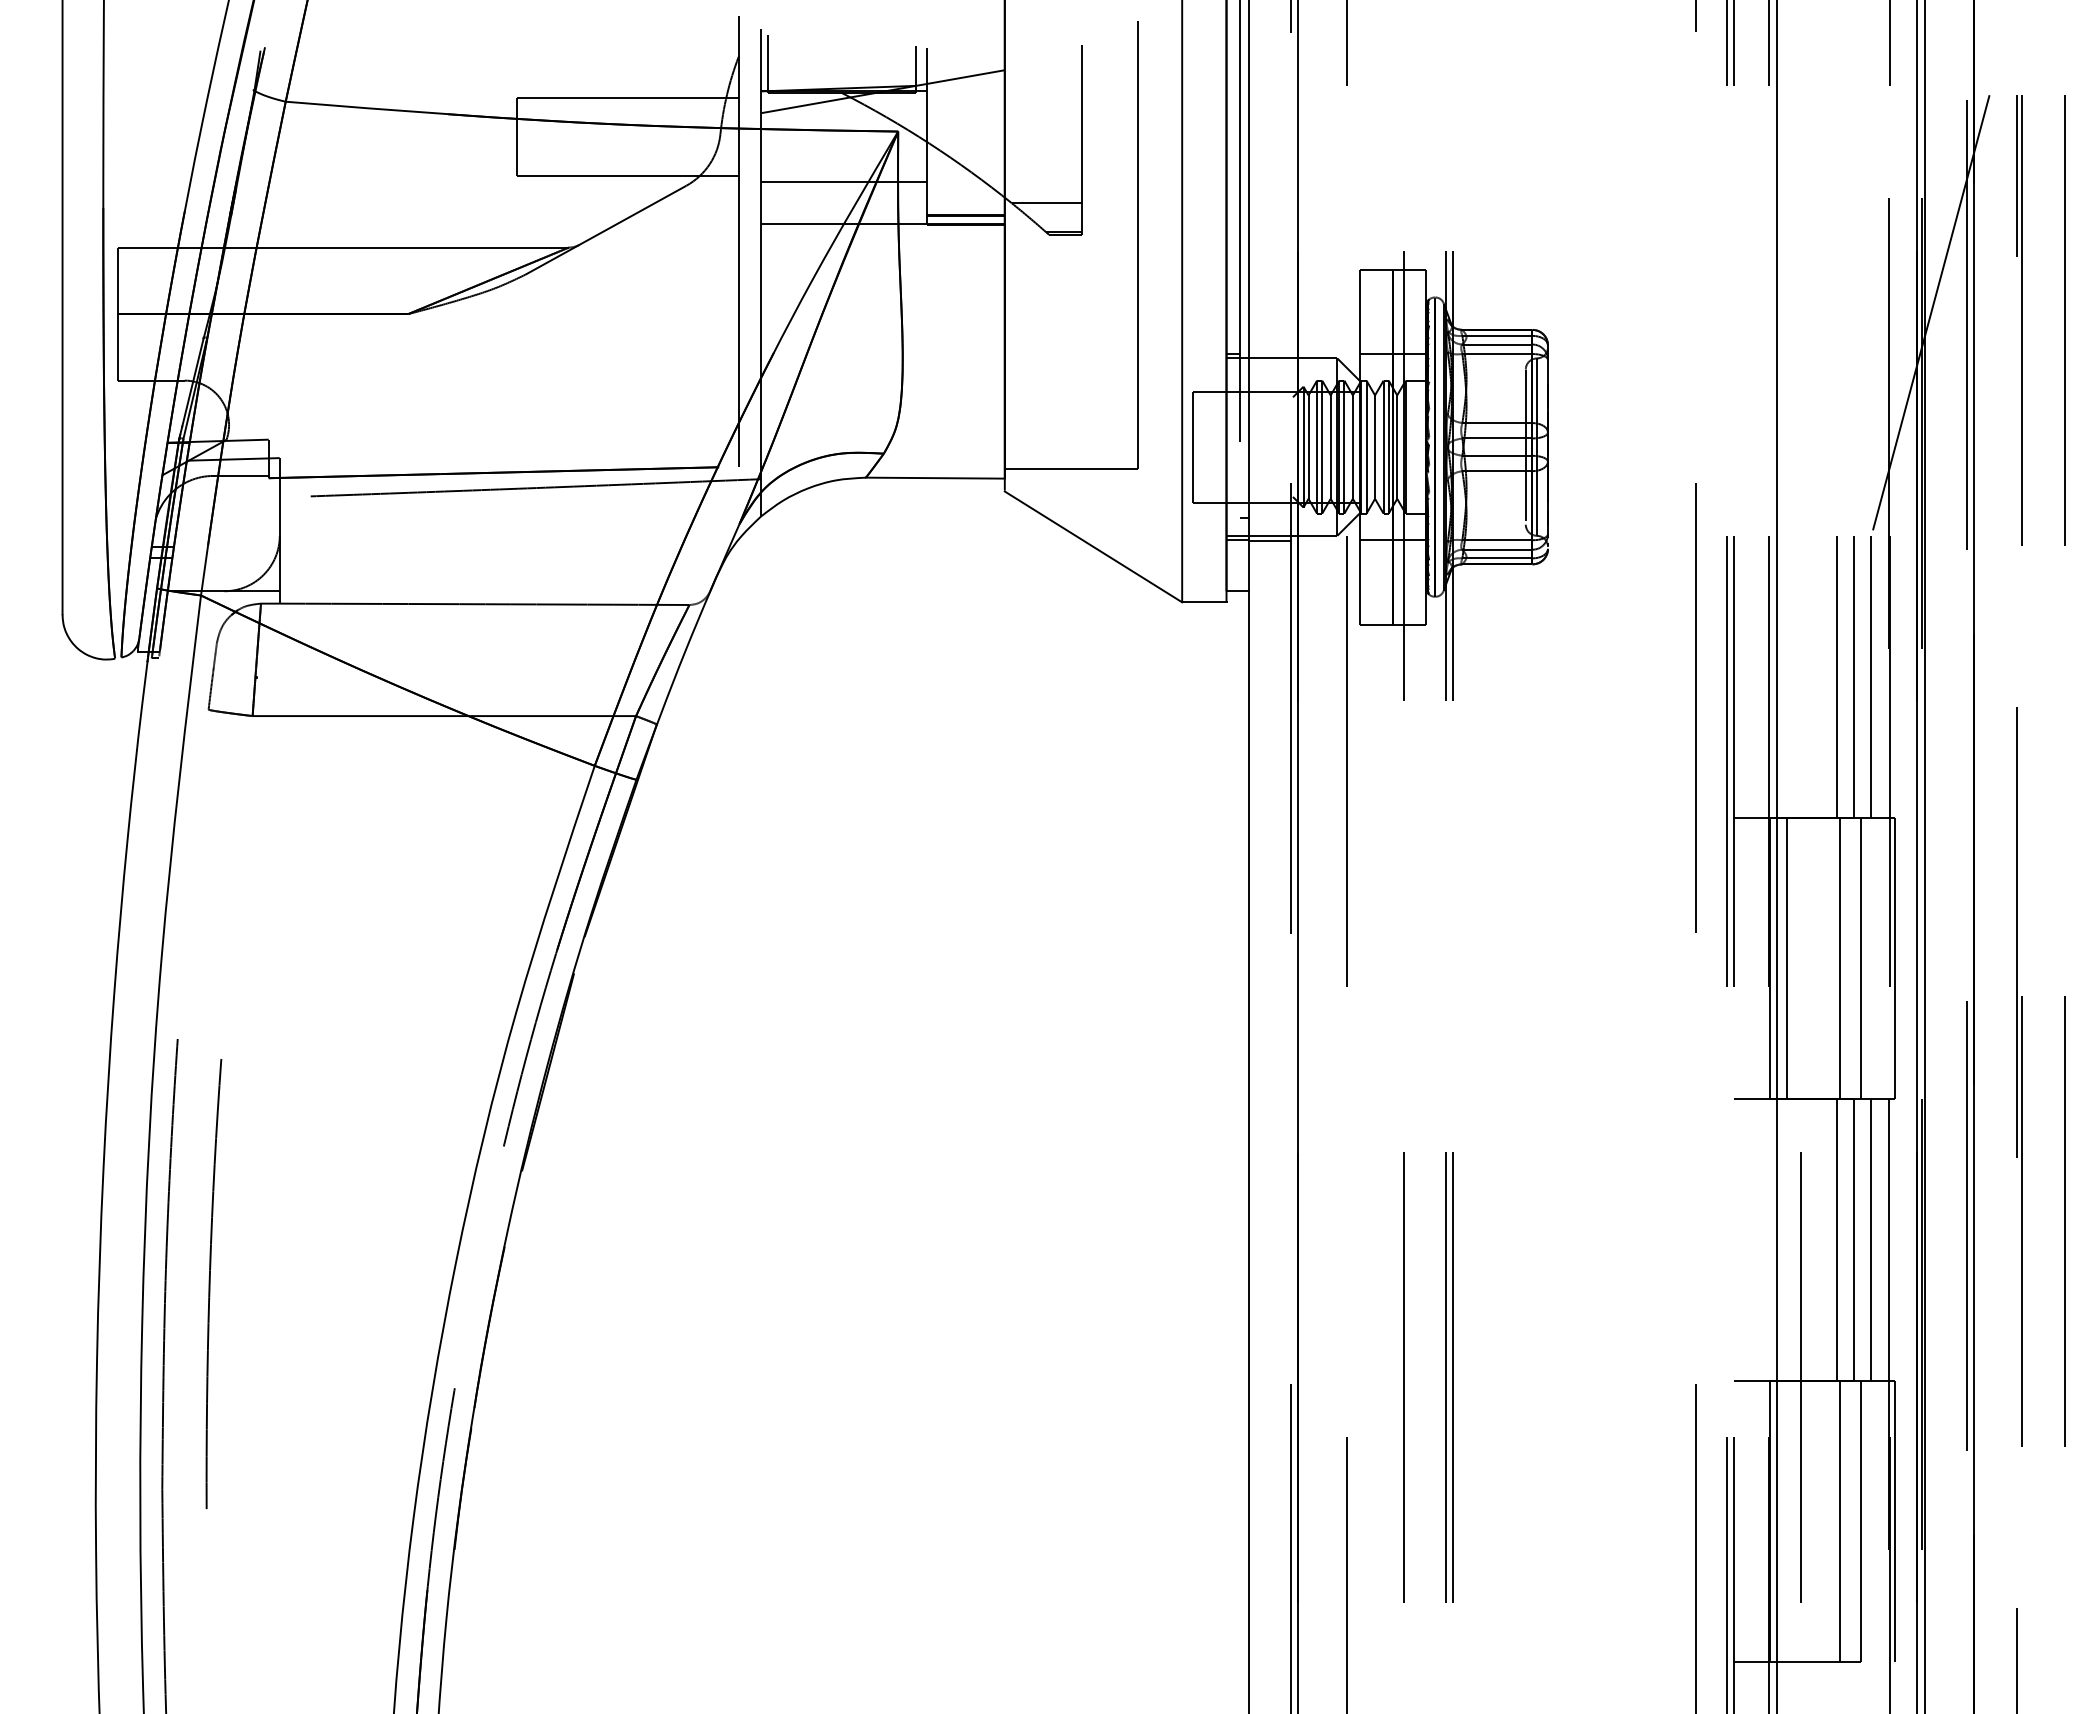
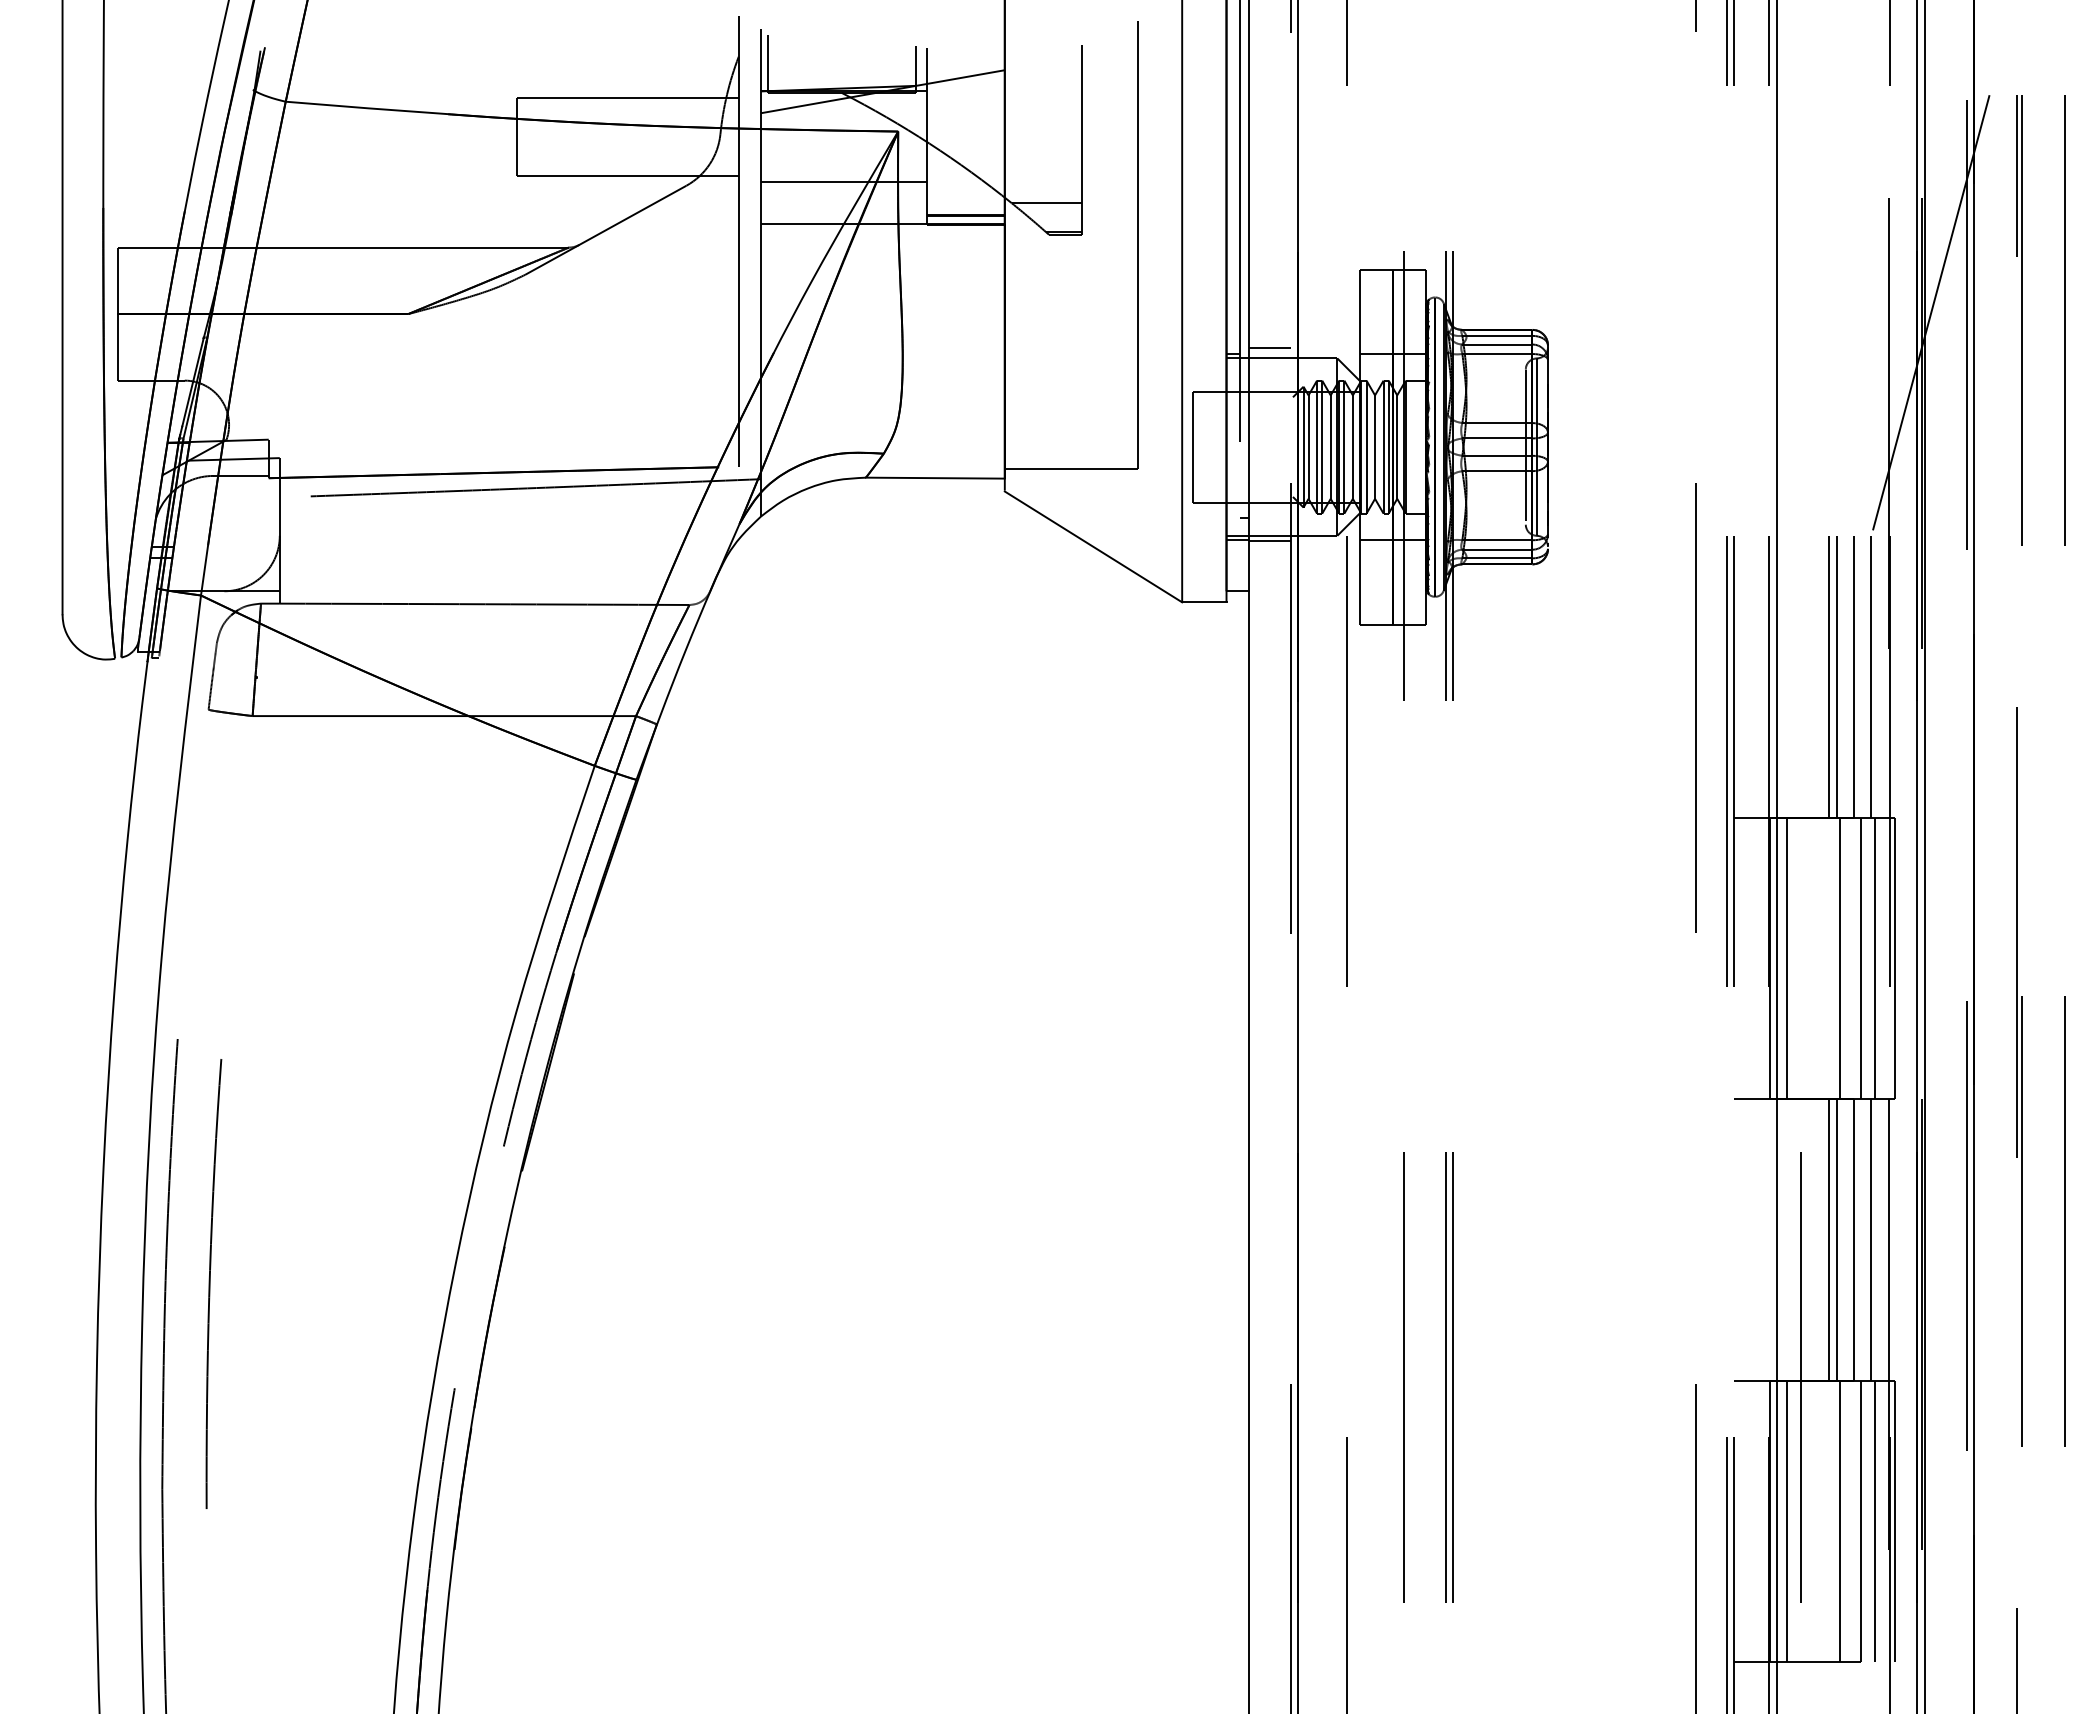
line: none -> present (1269, 348)
line: none -> present (1829, 676)
line: none -> present (1874, 958)
line: none -> present (1829, 1239)
line: none -> present (1787, 1521)
line: none -> present (1874, 1521)
